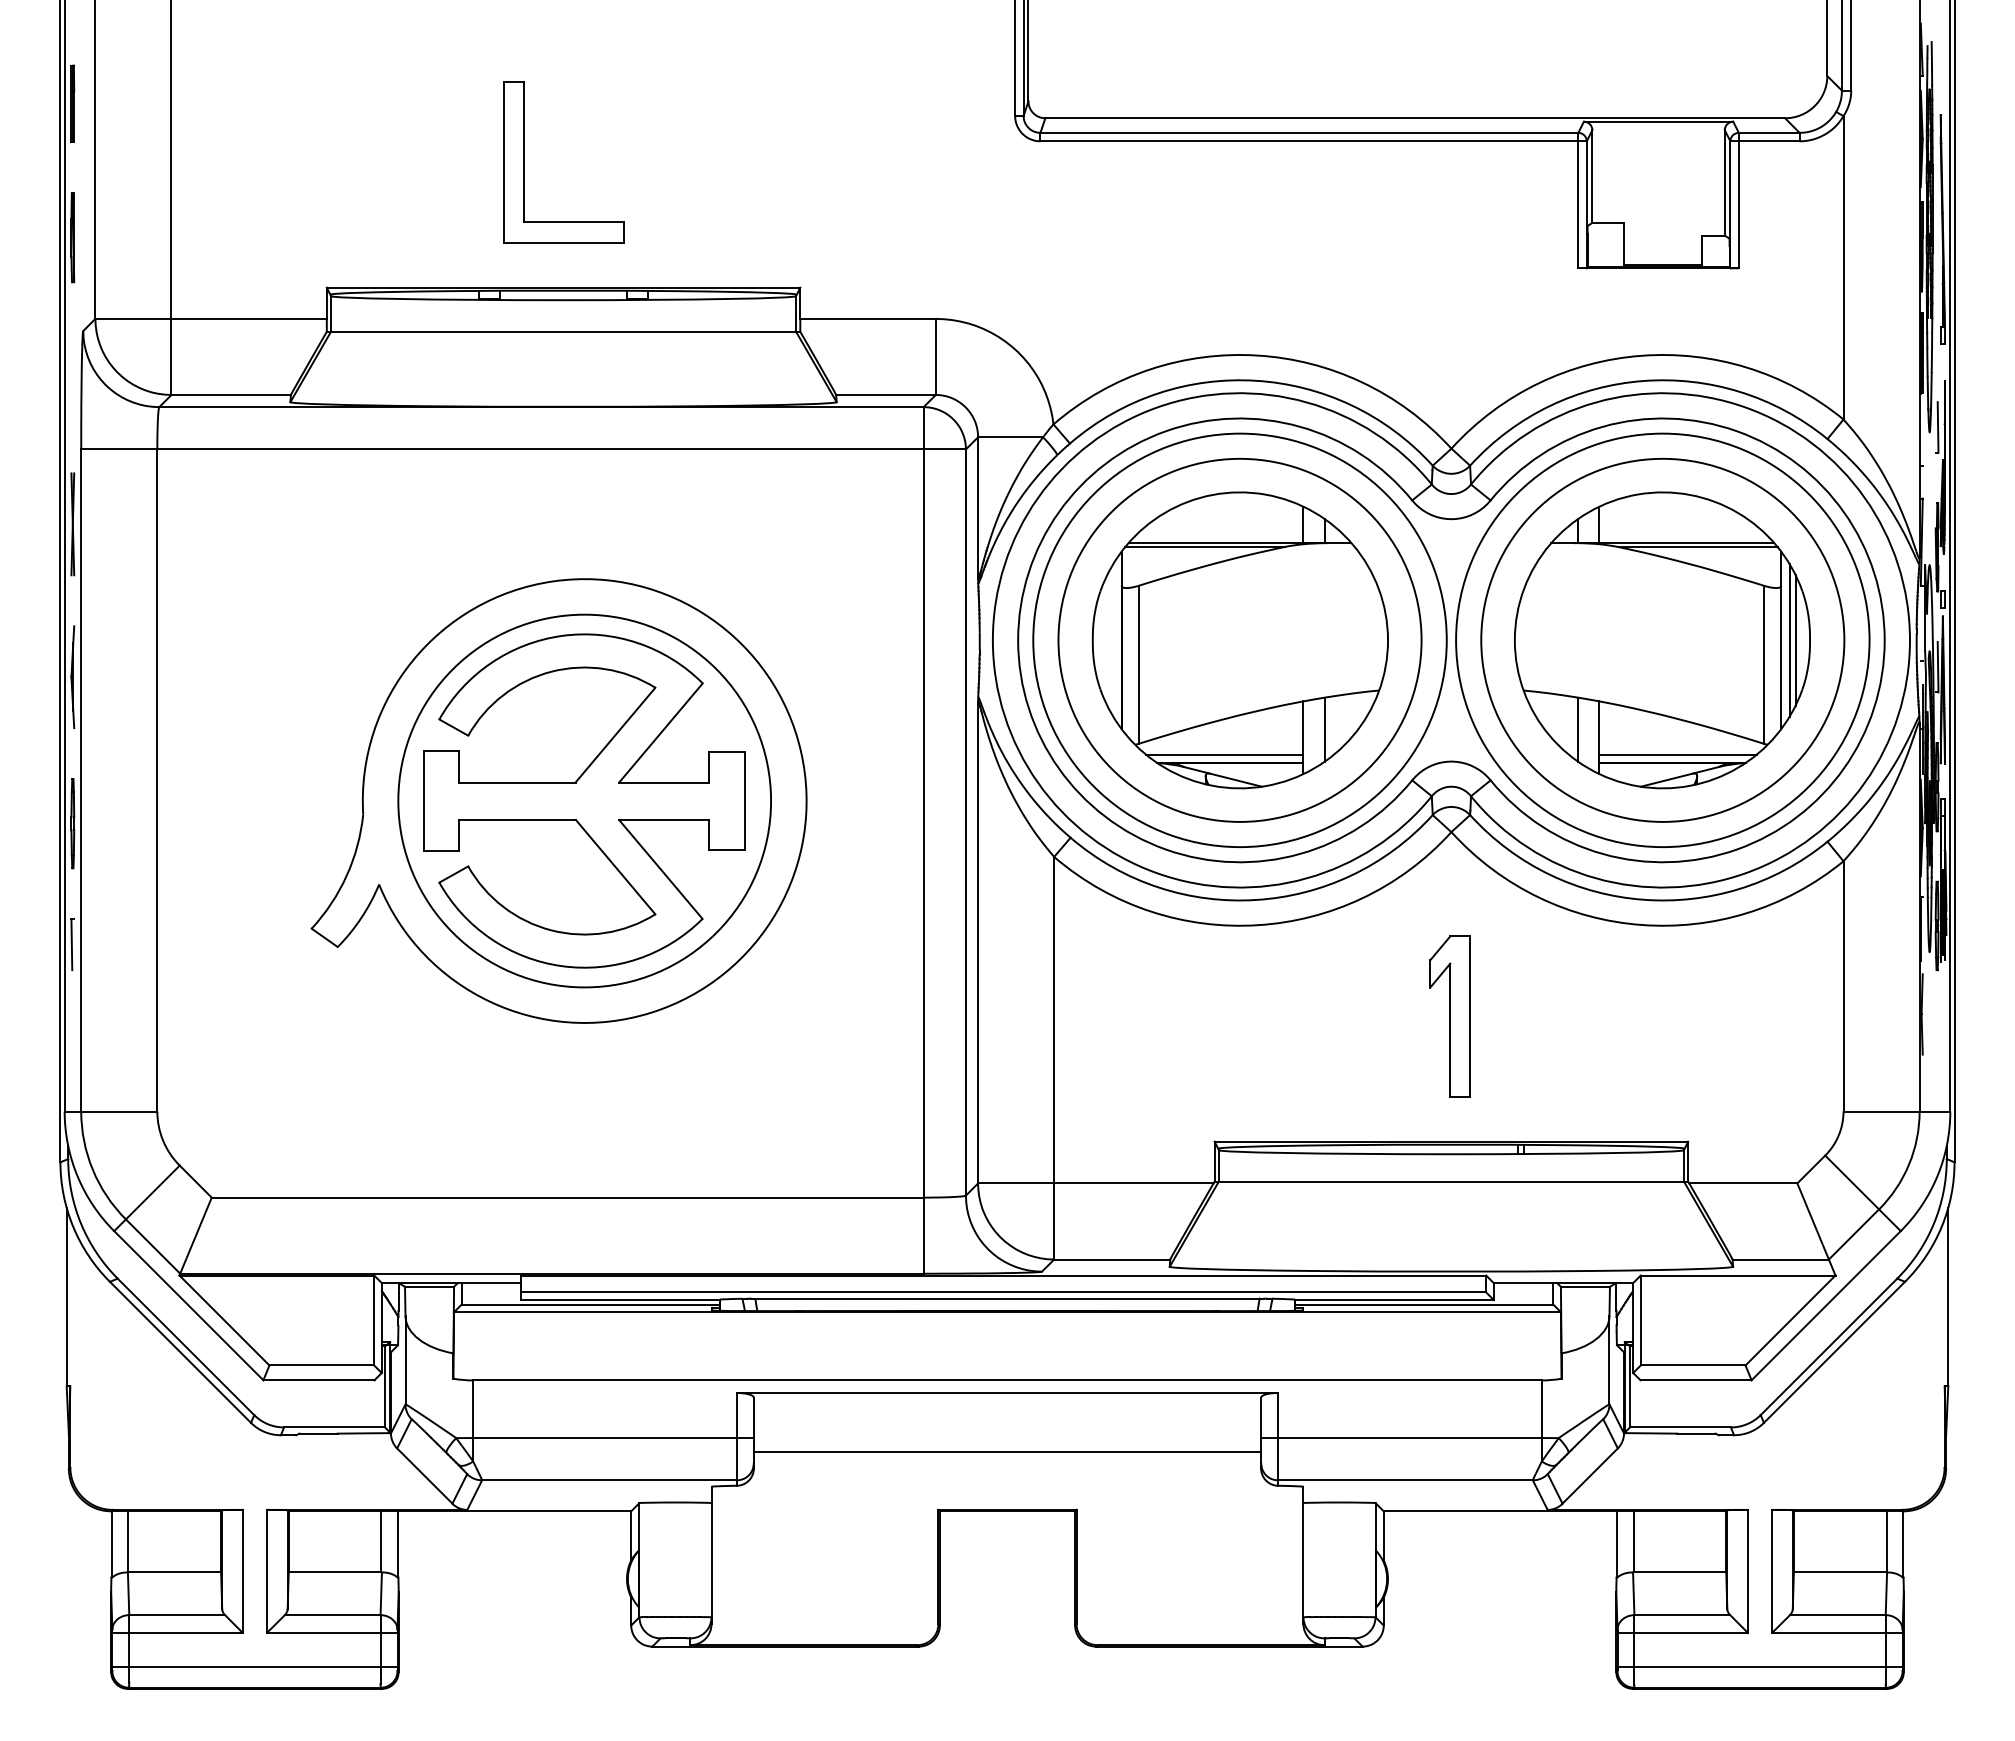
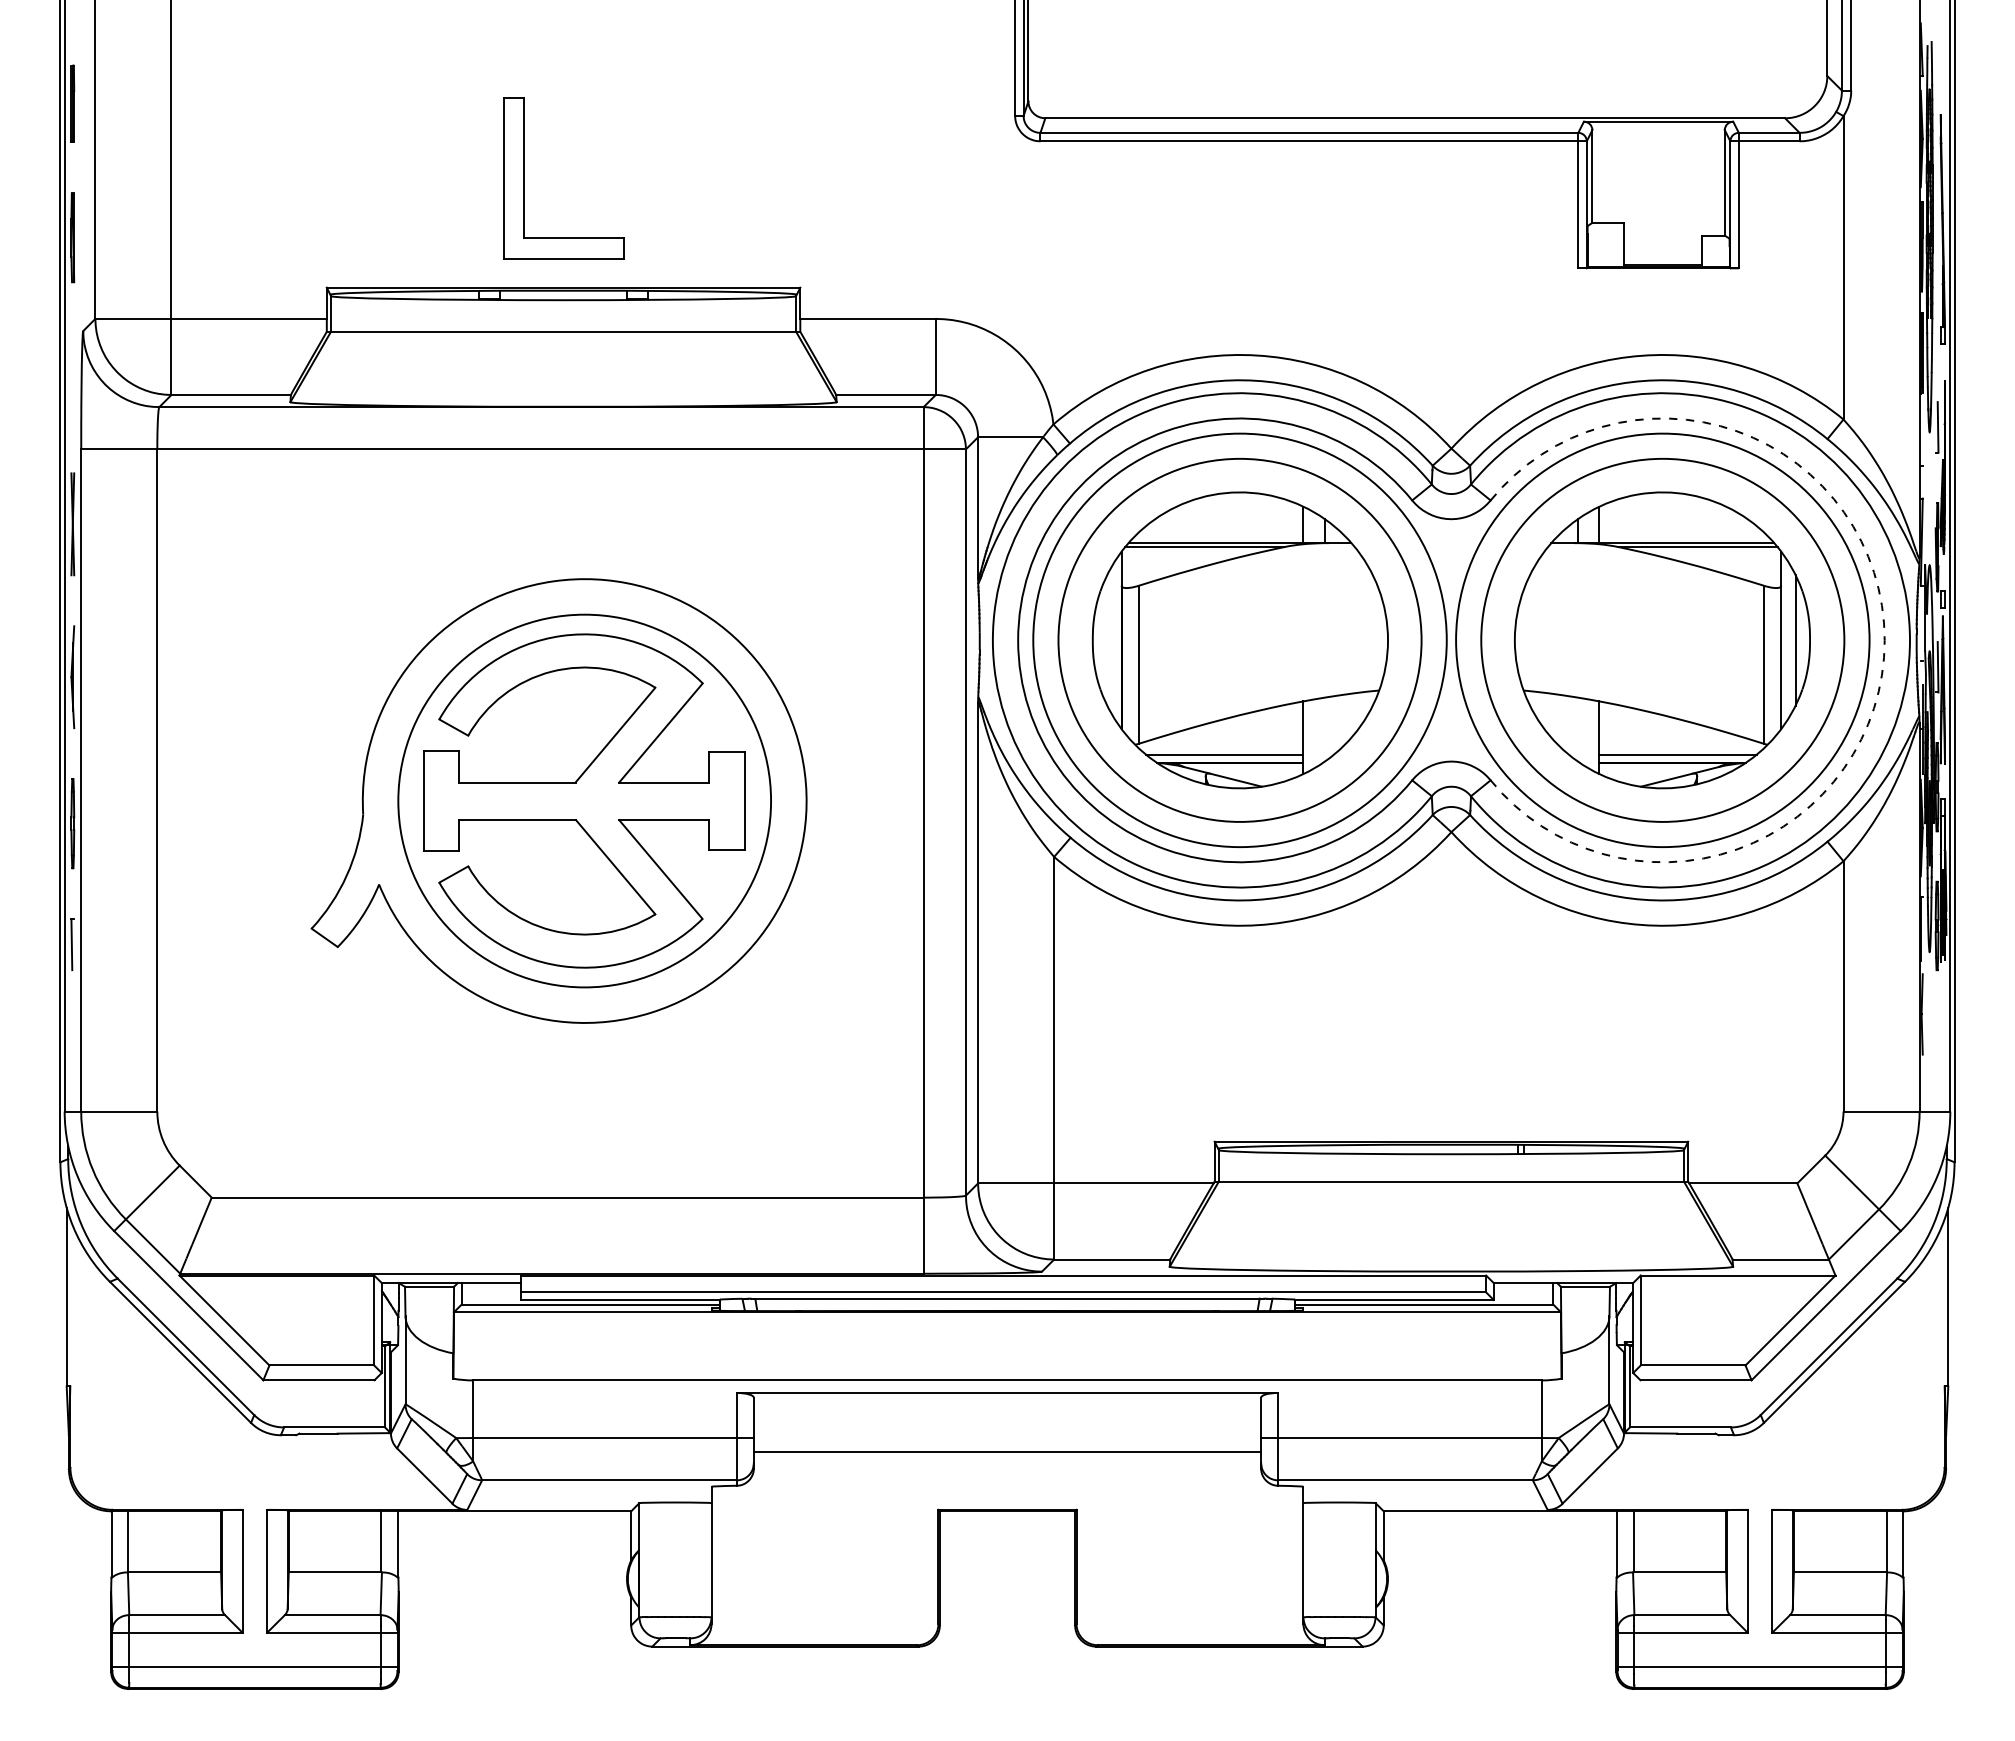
part position: (524, 162) -> (524, 178) (524, 178)
line: present -> none (1789, 640)
arc: solid -> dashed (1884, 640)
line: present -> none (1324, 729)
line: present -> none (1578, 729)
part: present -> none (1449, 1016)
